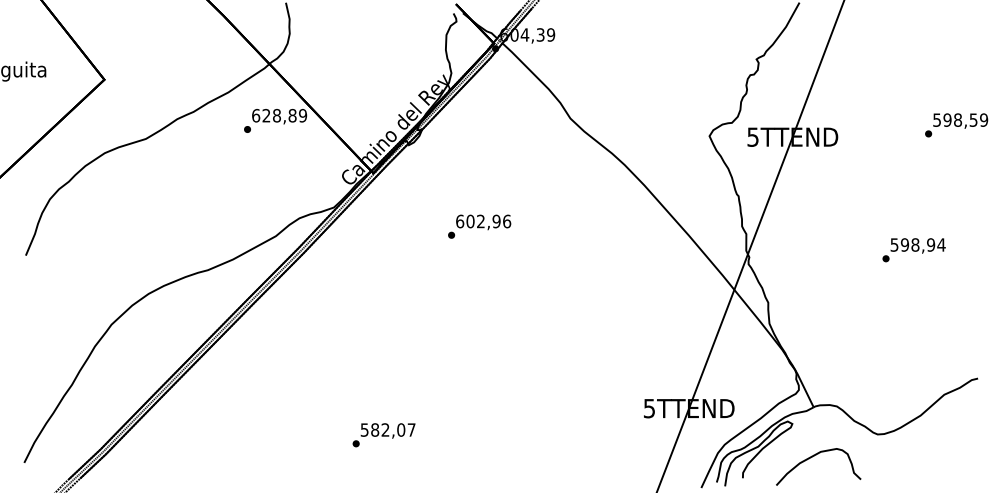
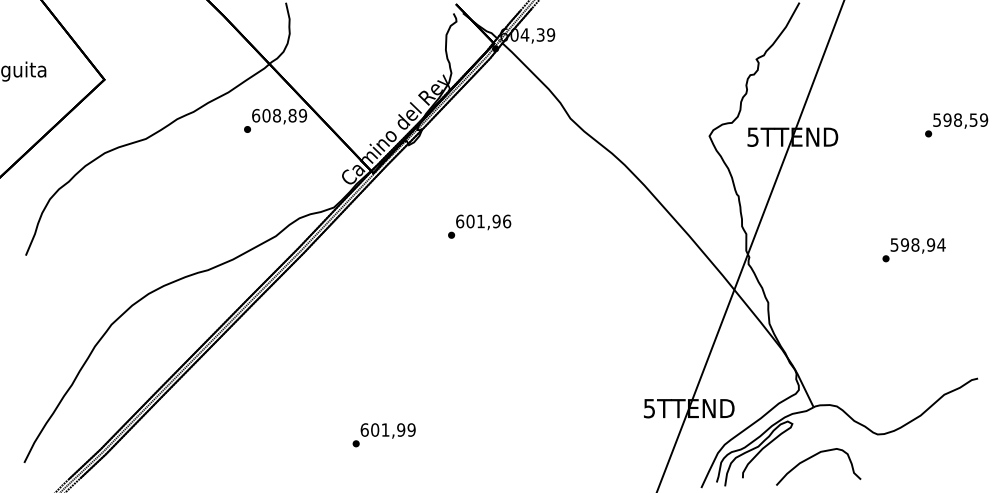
text: 628,89 -> 608,89 (266, 115)
text: 602,96 -> 601,96 (480, 221)
text: 582,07 -> 601,99 (387, 429)
